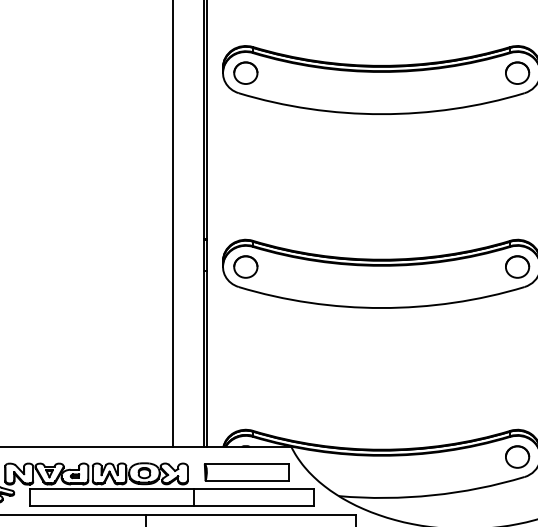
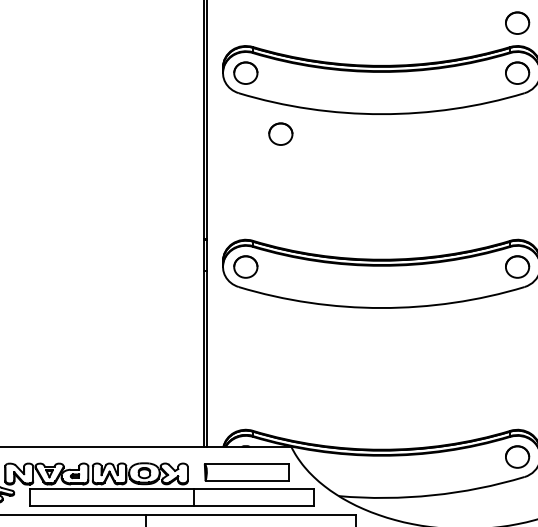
part: none -> present (517, 22)
part: none -> present (280, 133)
line: present -> none (172, 224)
